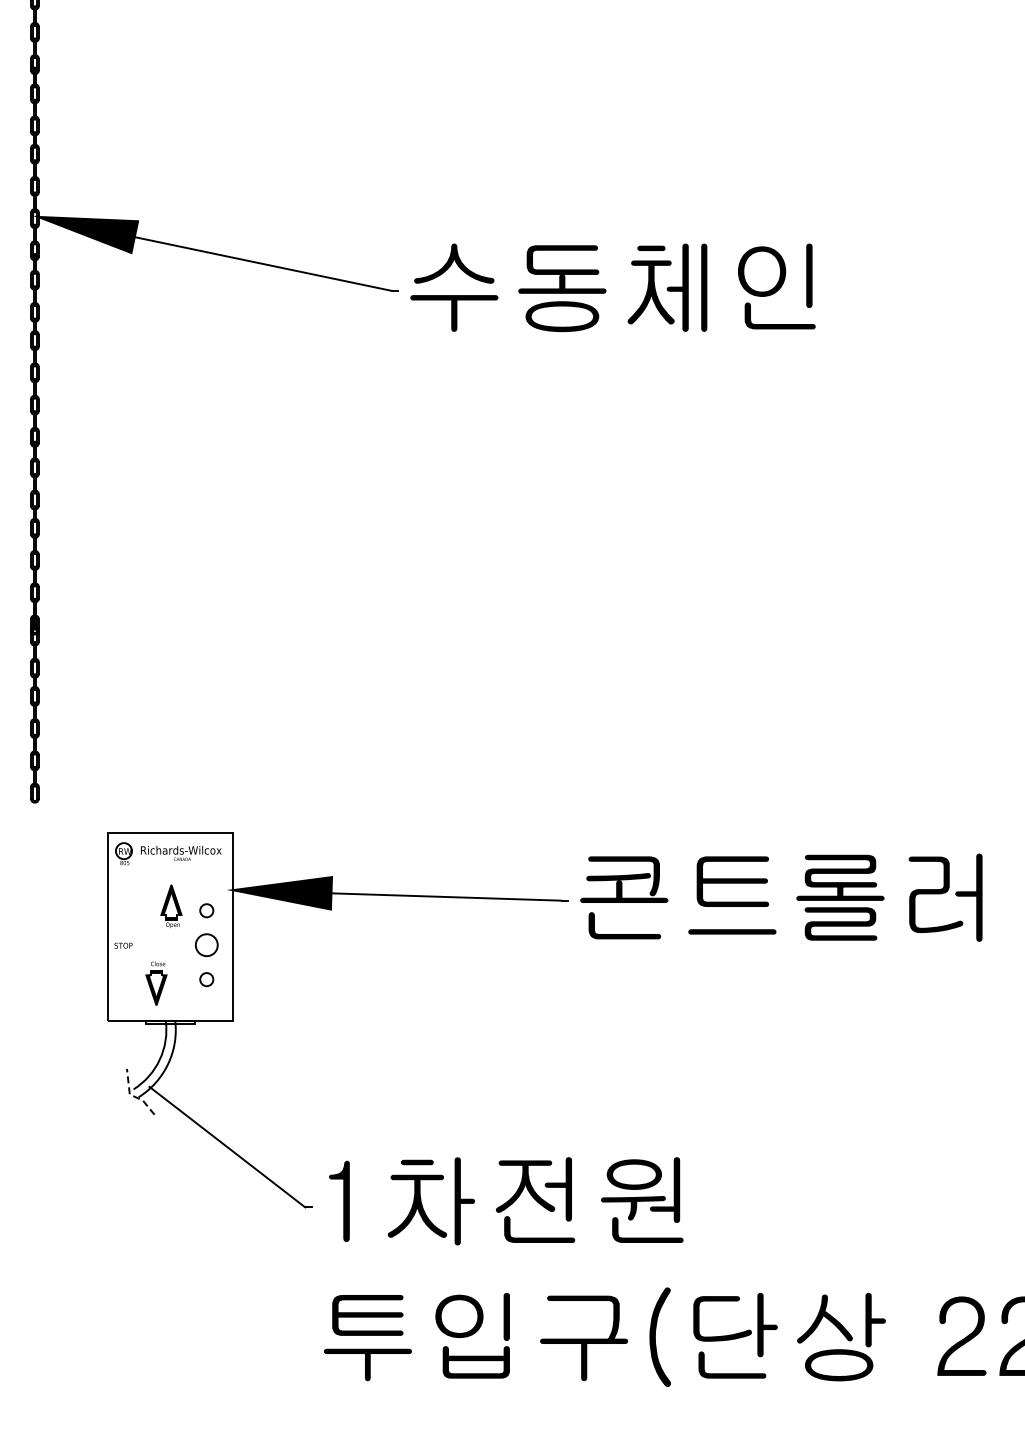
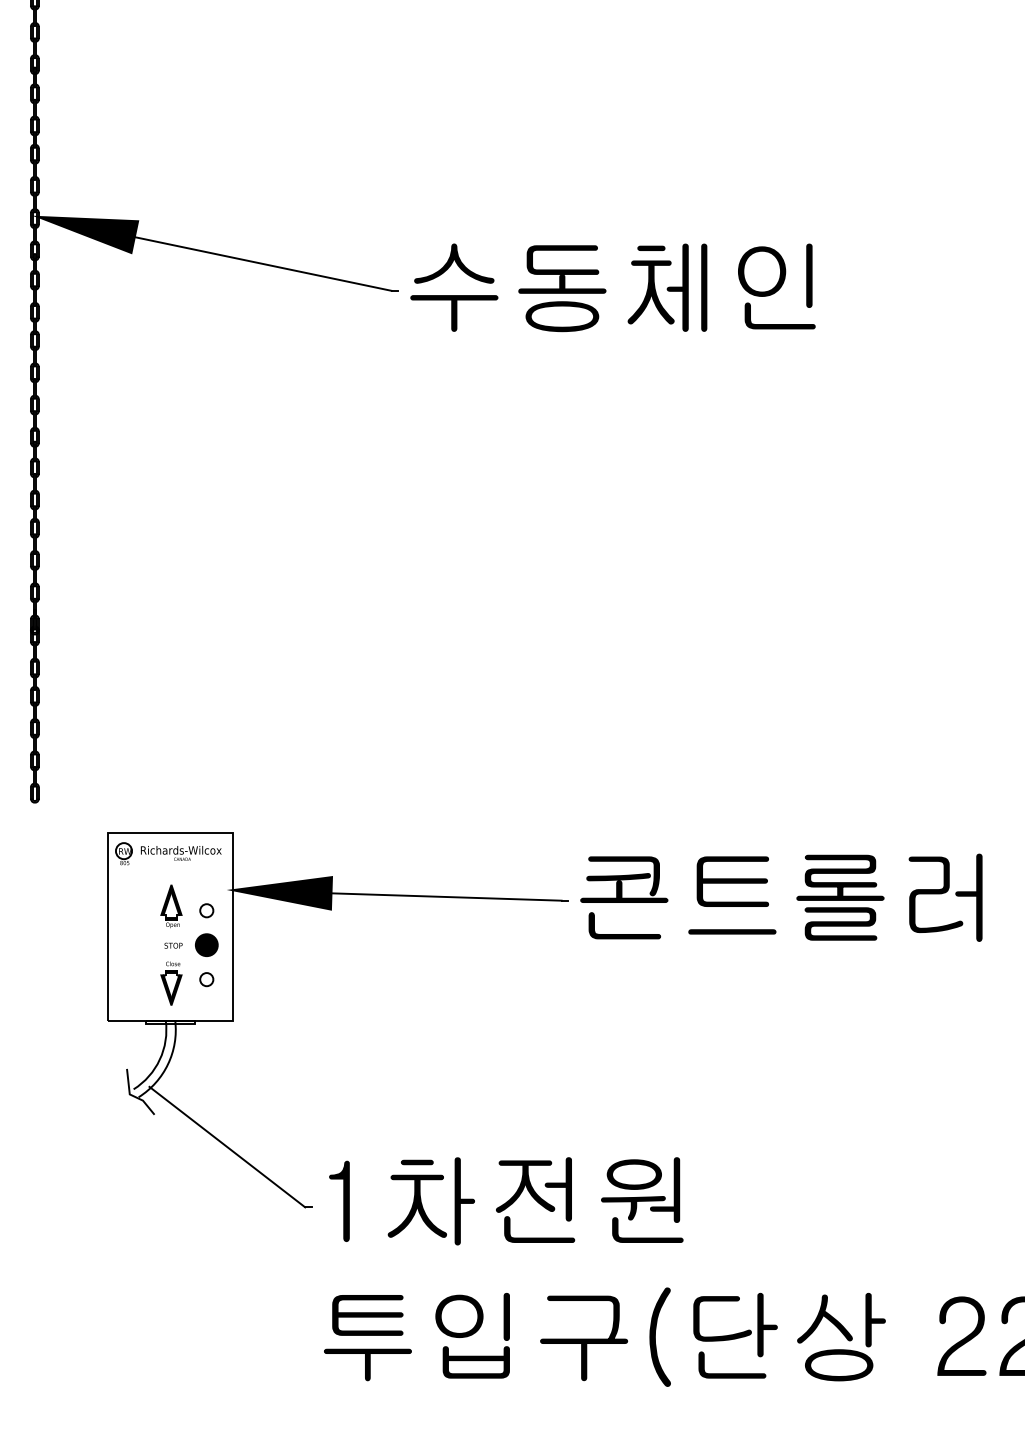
text position: (123, 945) -> (173, 945) (173, 945)
fill: none -> present (206, 945)
part position: (156, 983) -> (171, 983) (171, 983)
line: dashed -> solid (133, 1096)
